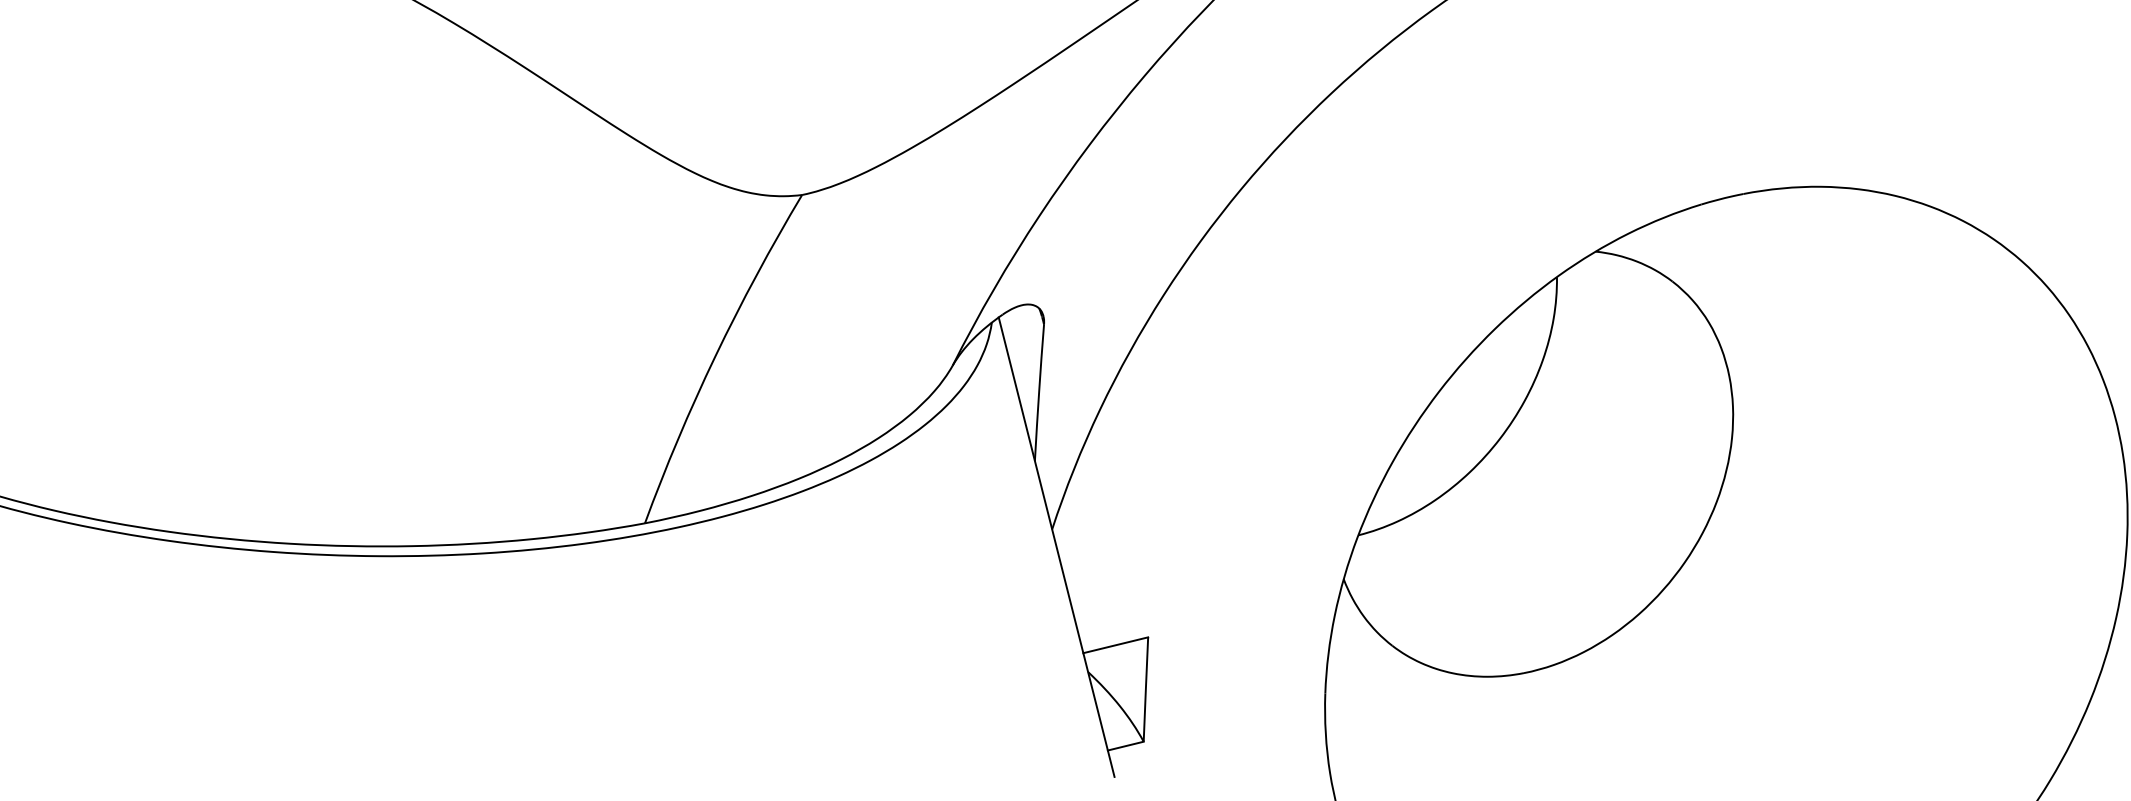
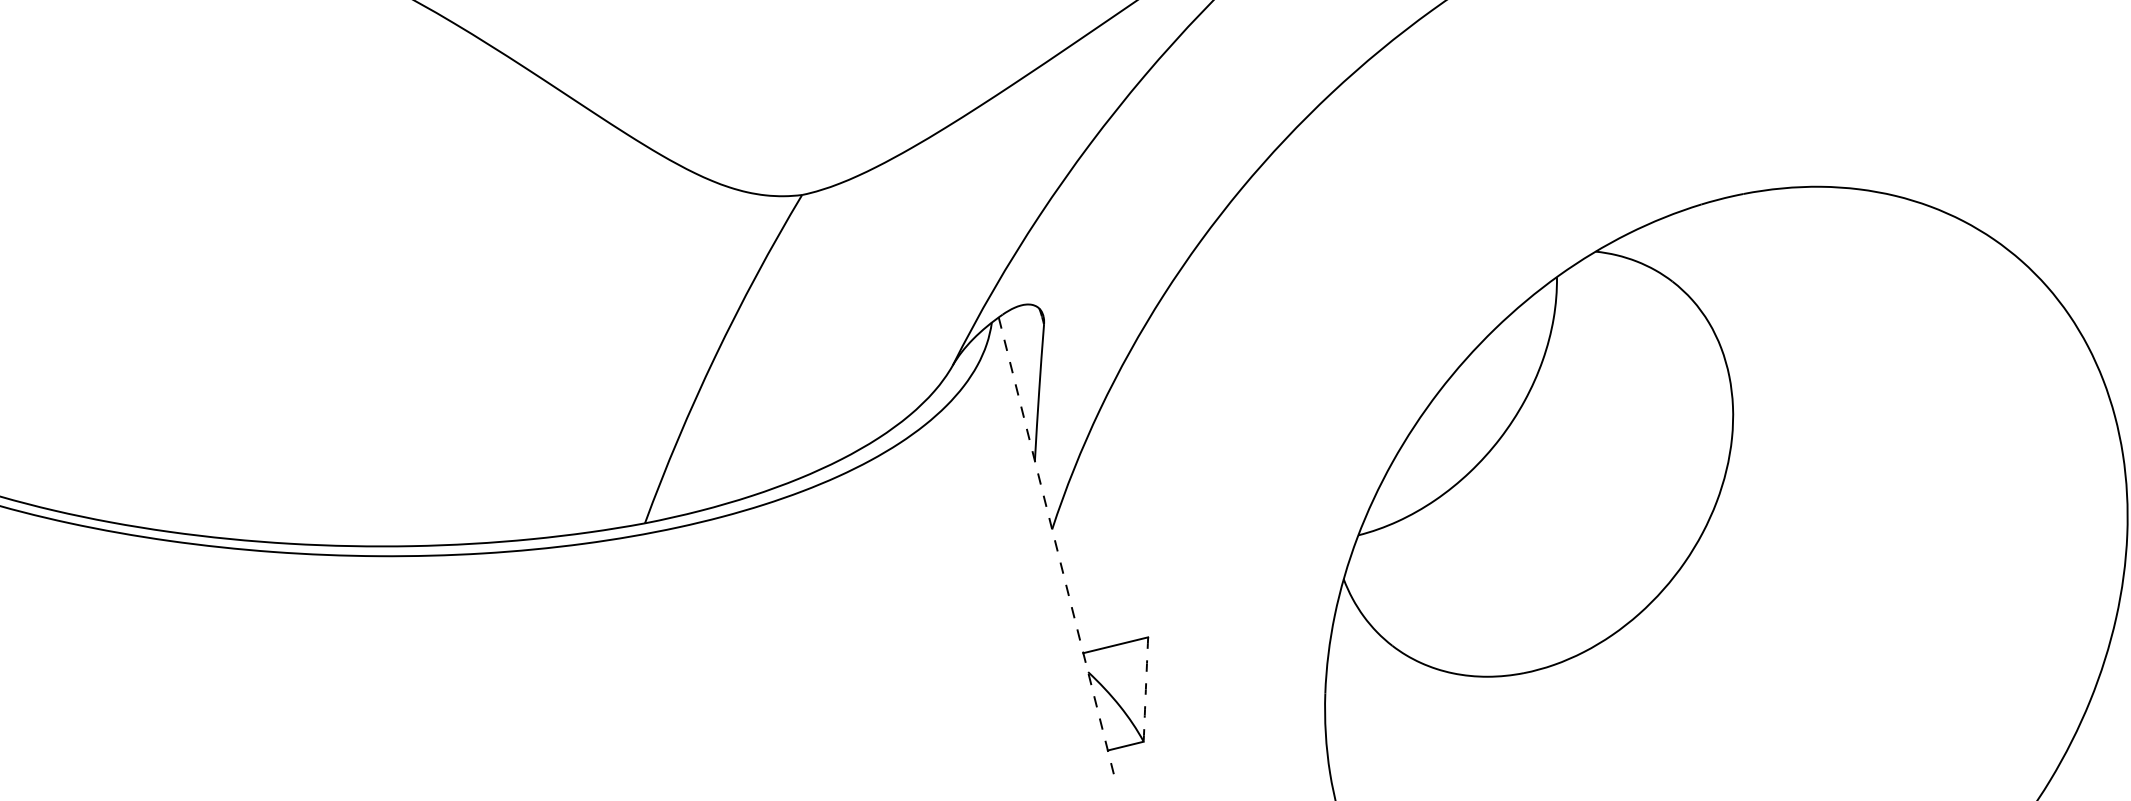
line: solid -> dashed (1056, 547)
arc: solid -> dashed (1145, 689)
